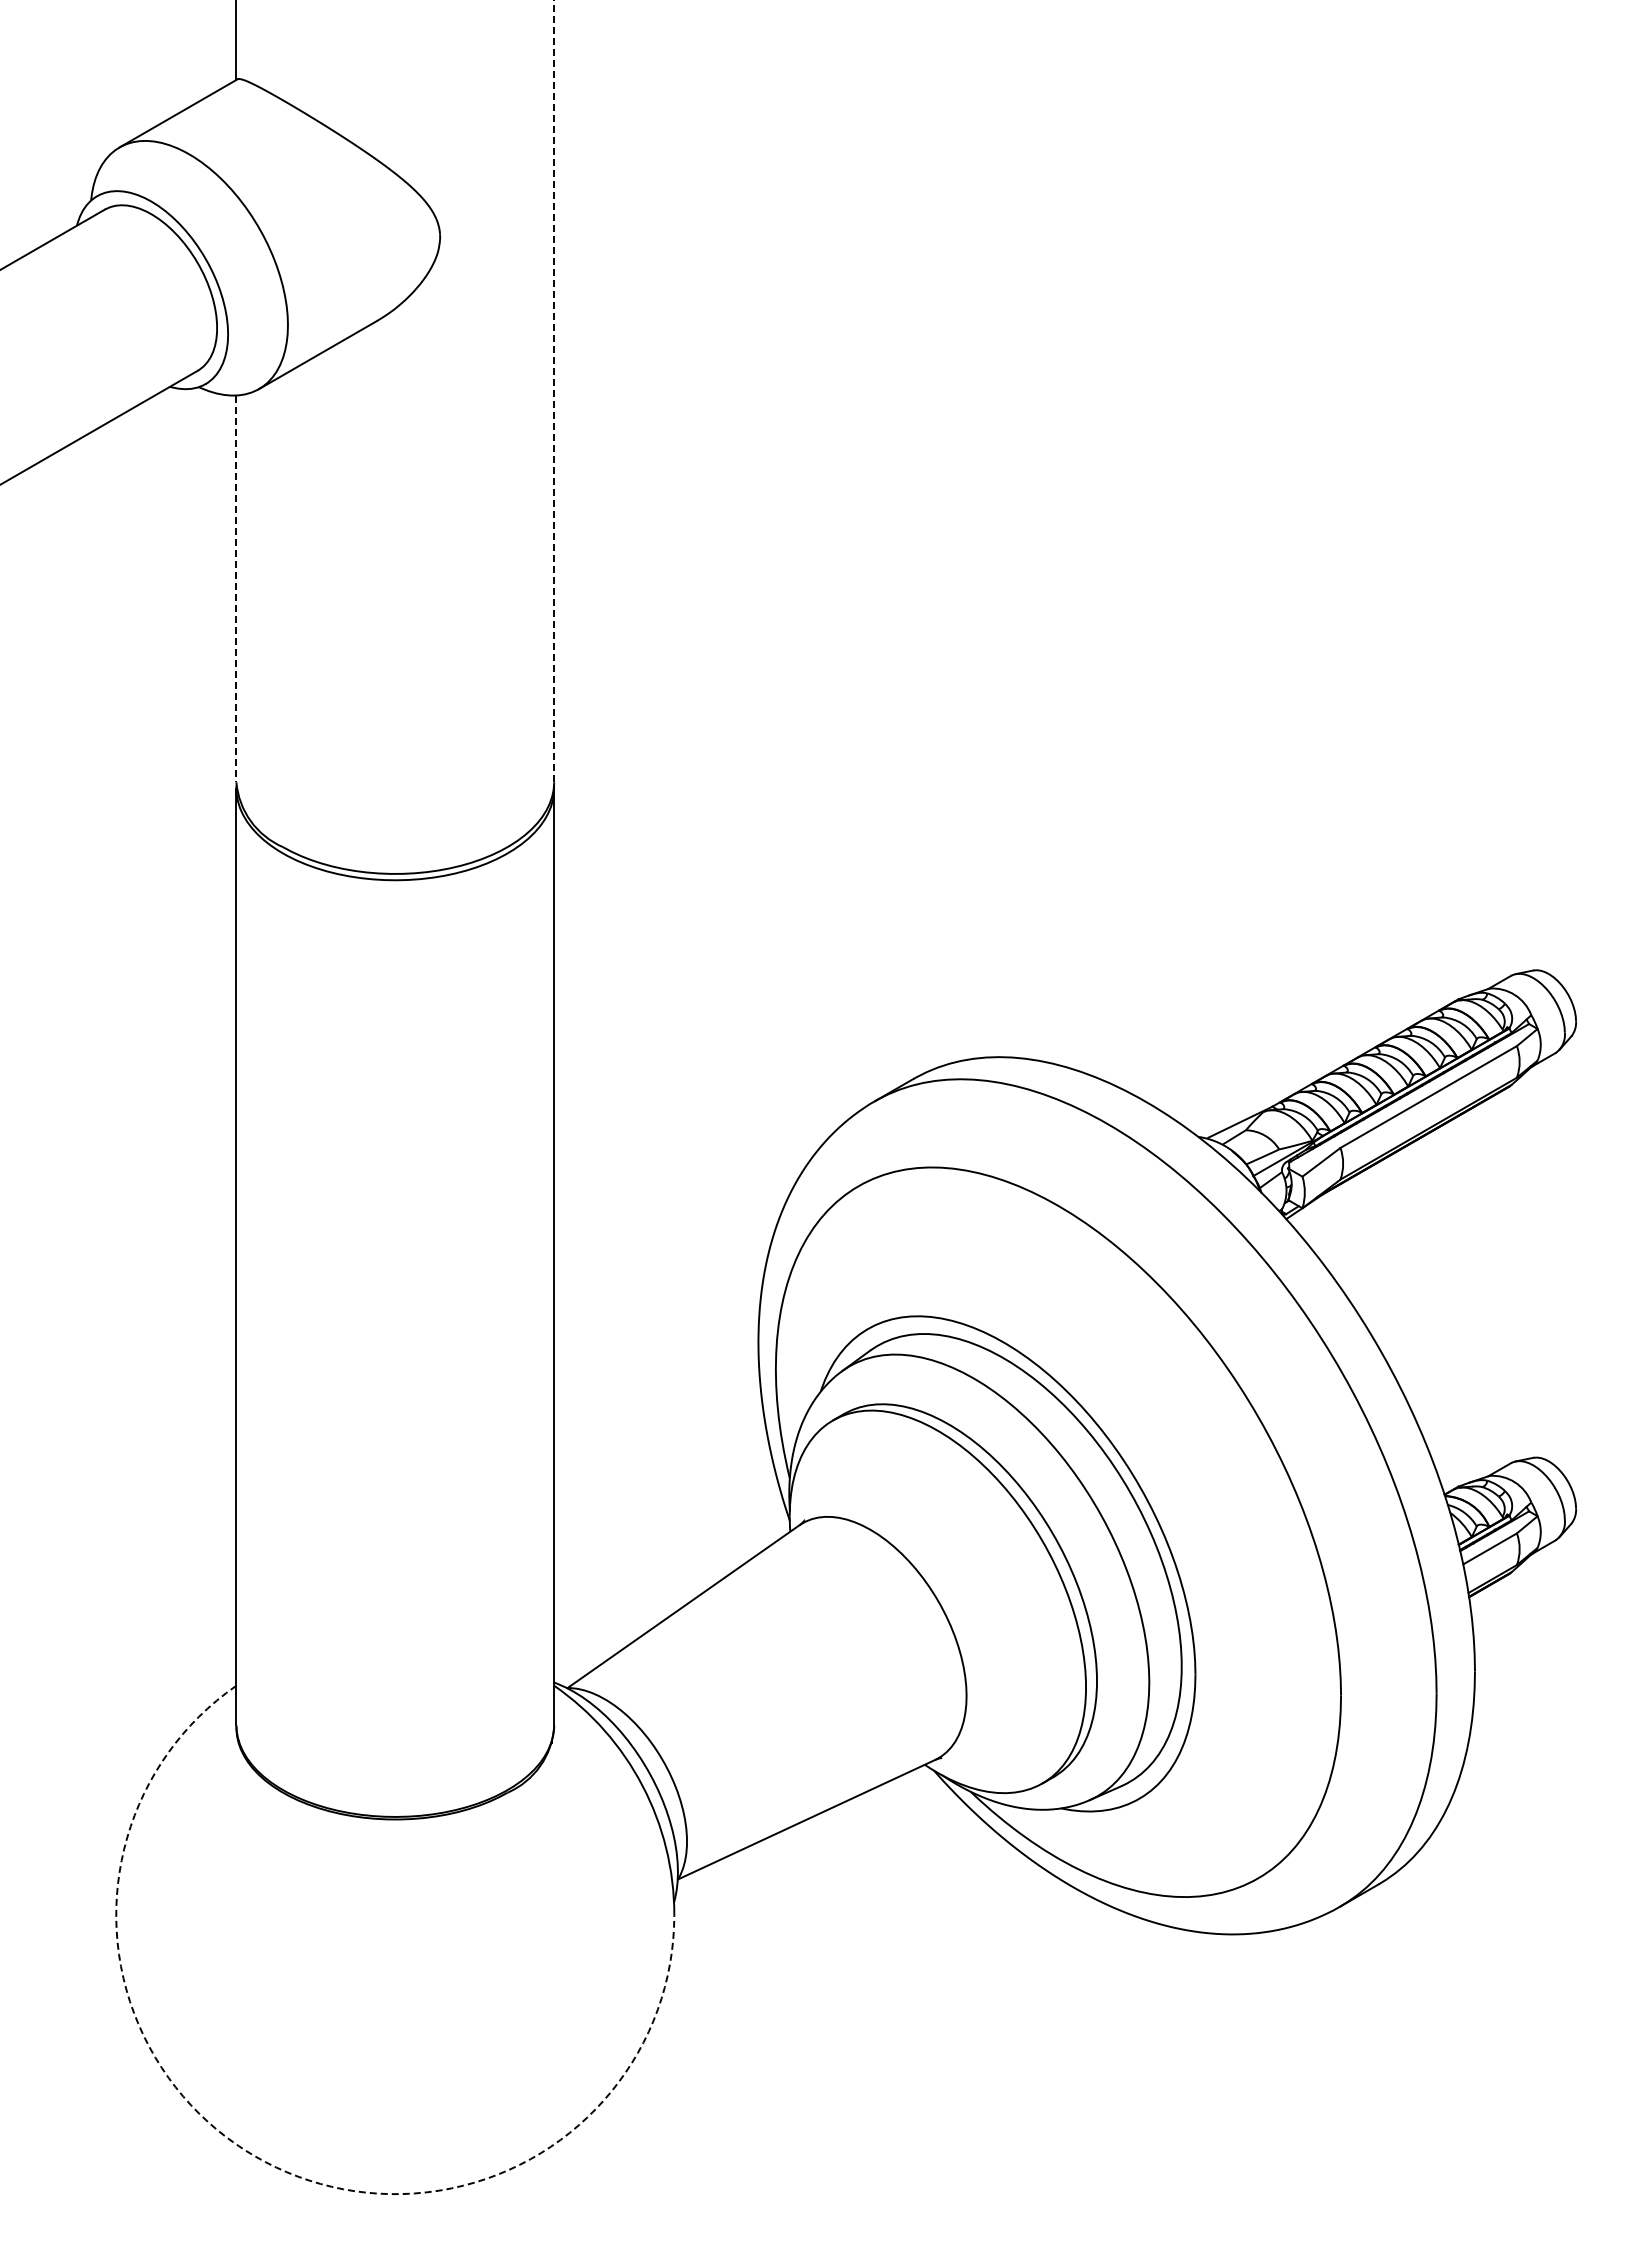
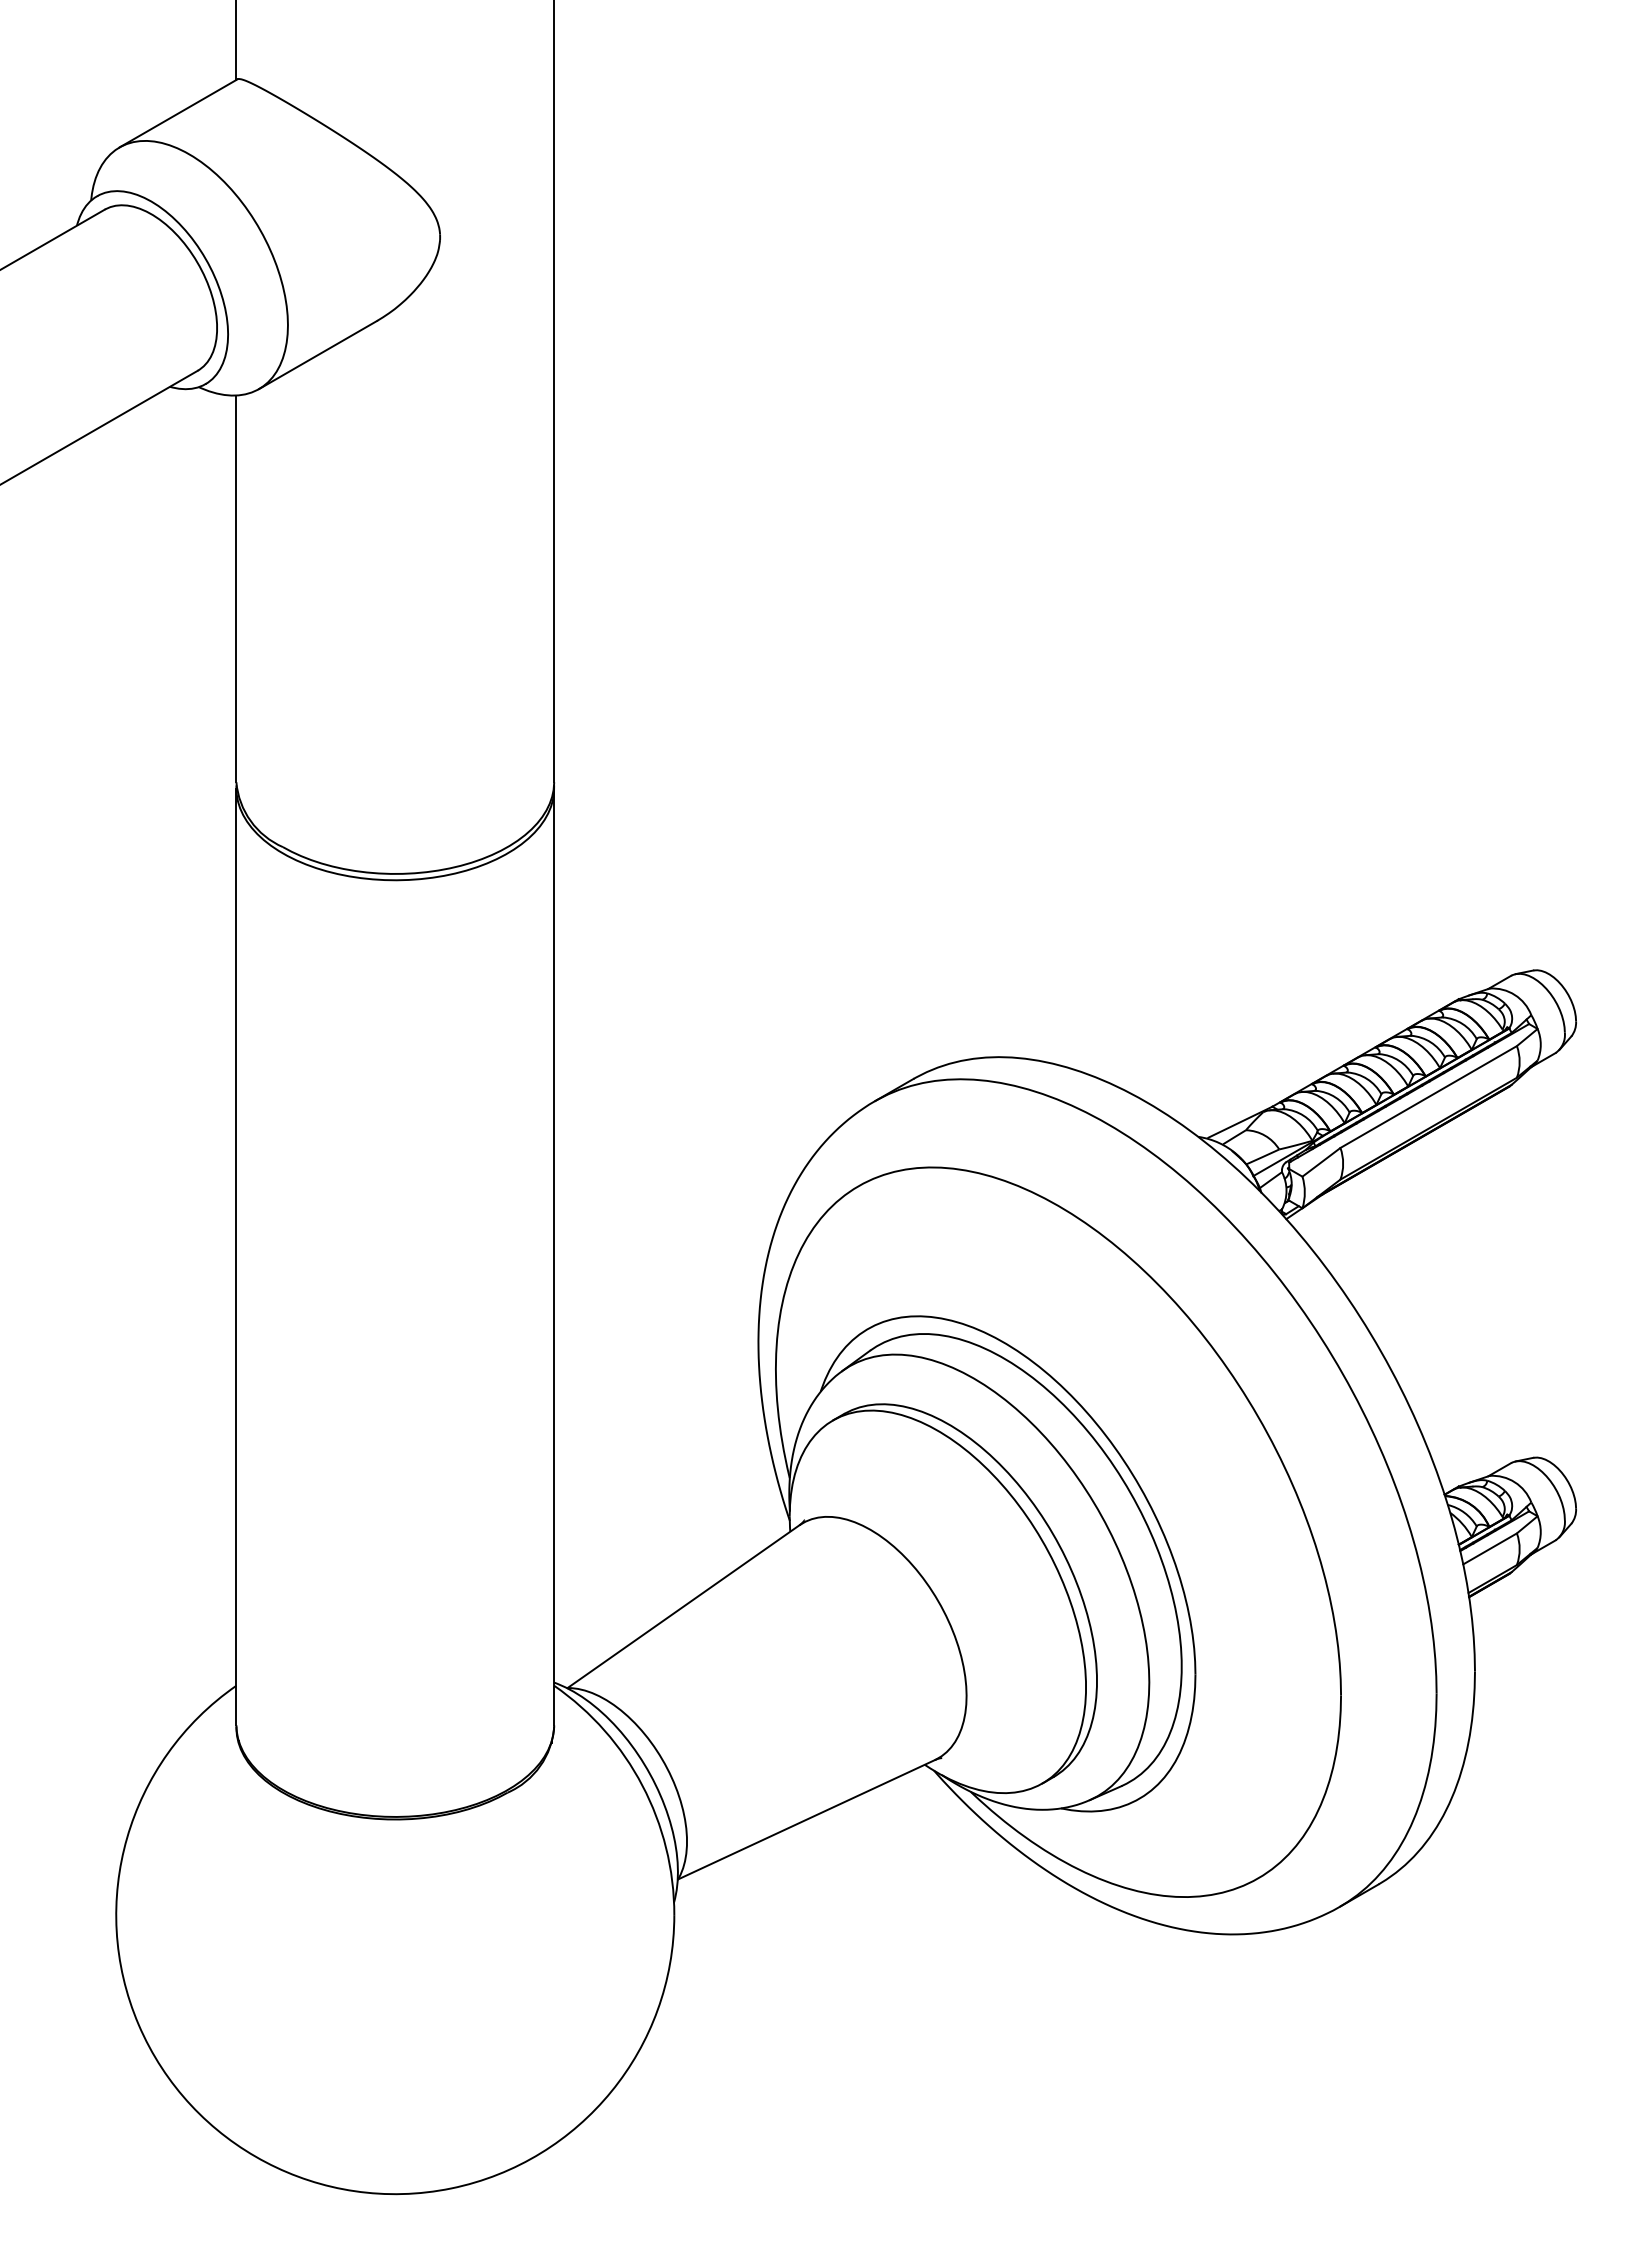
line: dashed -> solid (554, 391)
line: dashed -> solid (236, 589)
arc: dashed -> solid (265, 2162)
